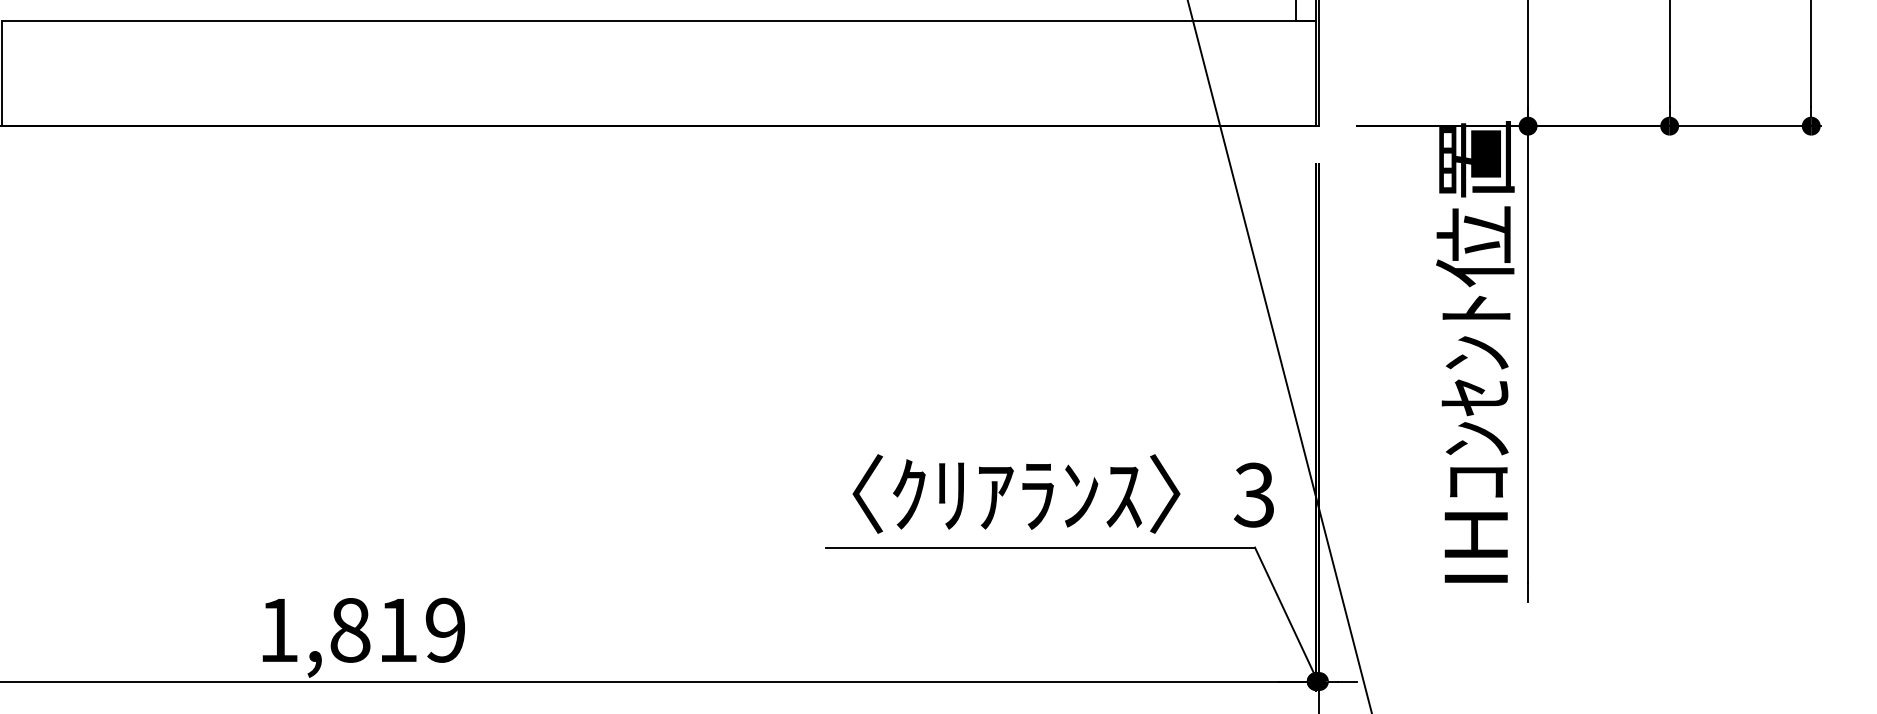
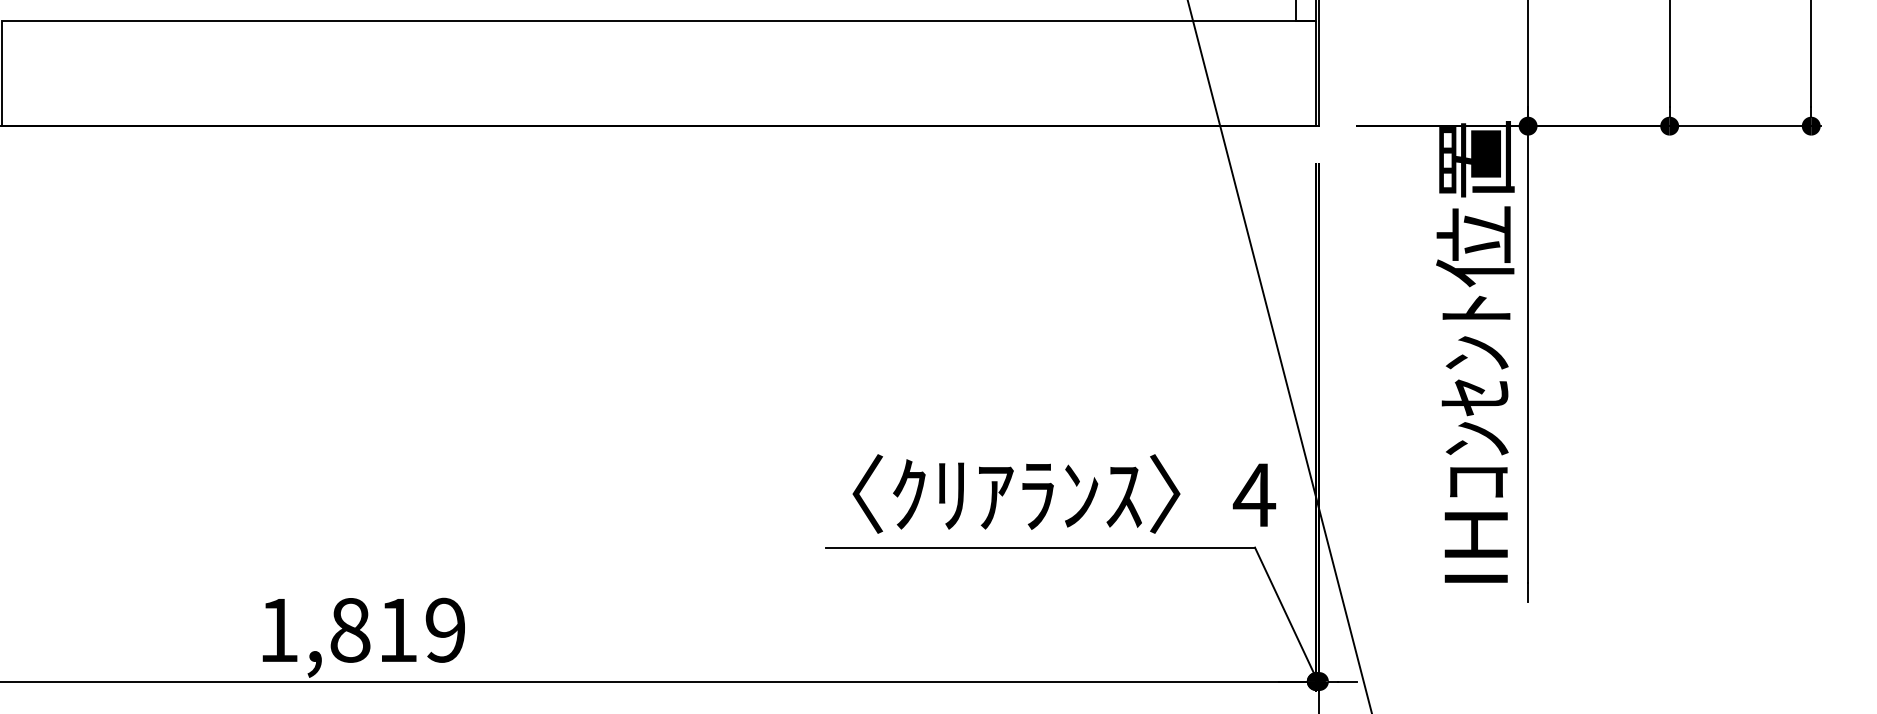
text: 3 -> 4 (1254, 494)
